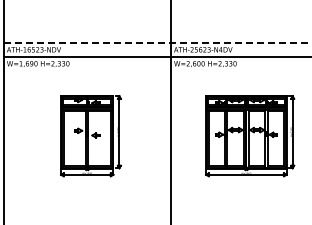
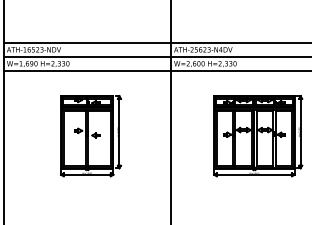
line: dashed -> solid (157, 42)
line: none -> present (155, 70)
part position: (250, 136) -> (258, 136) (258, 136)
